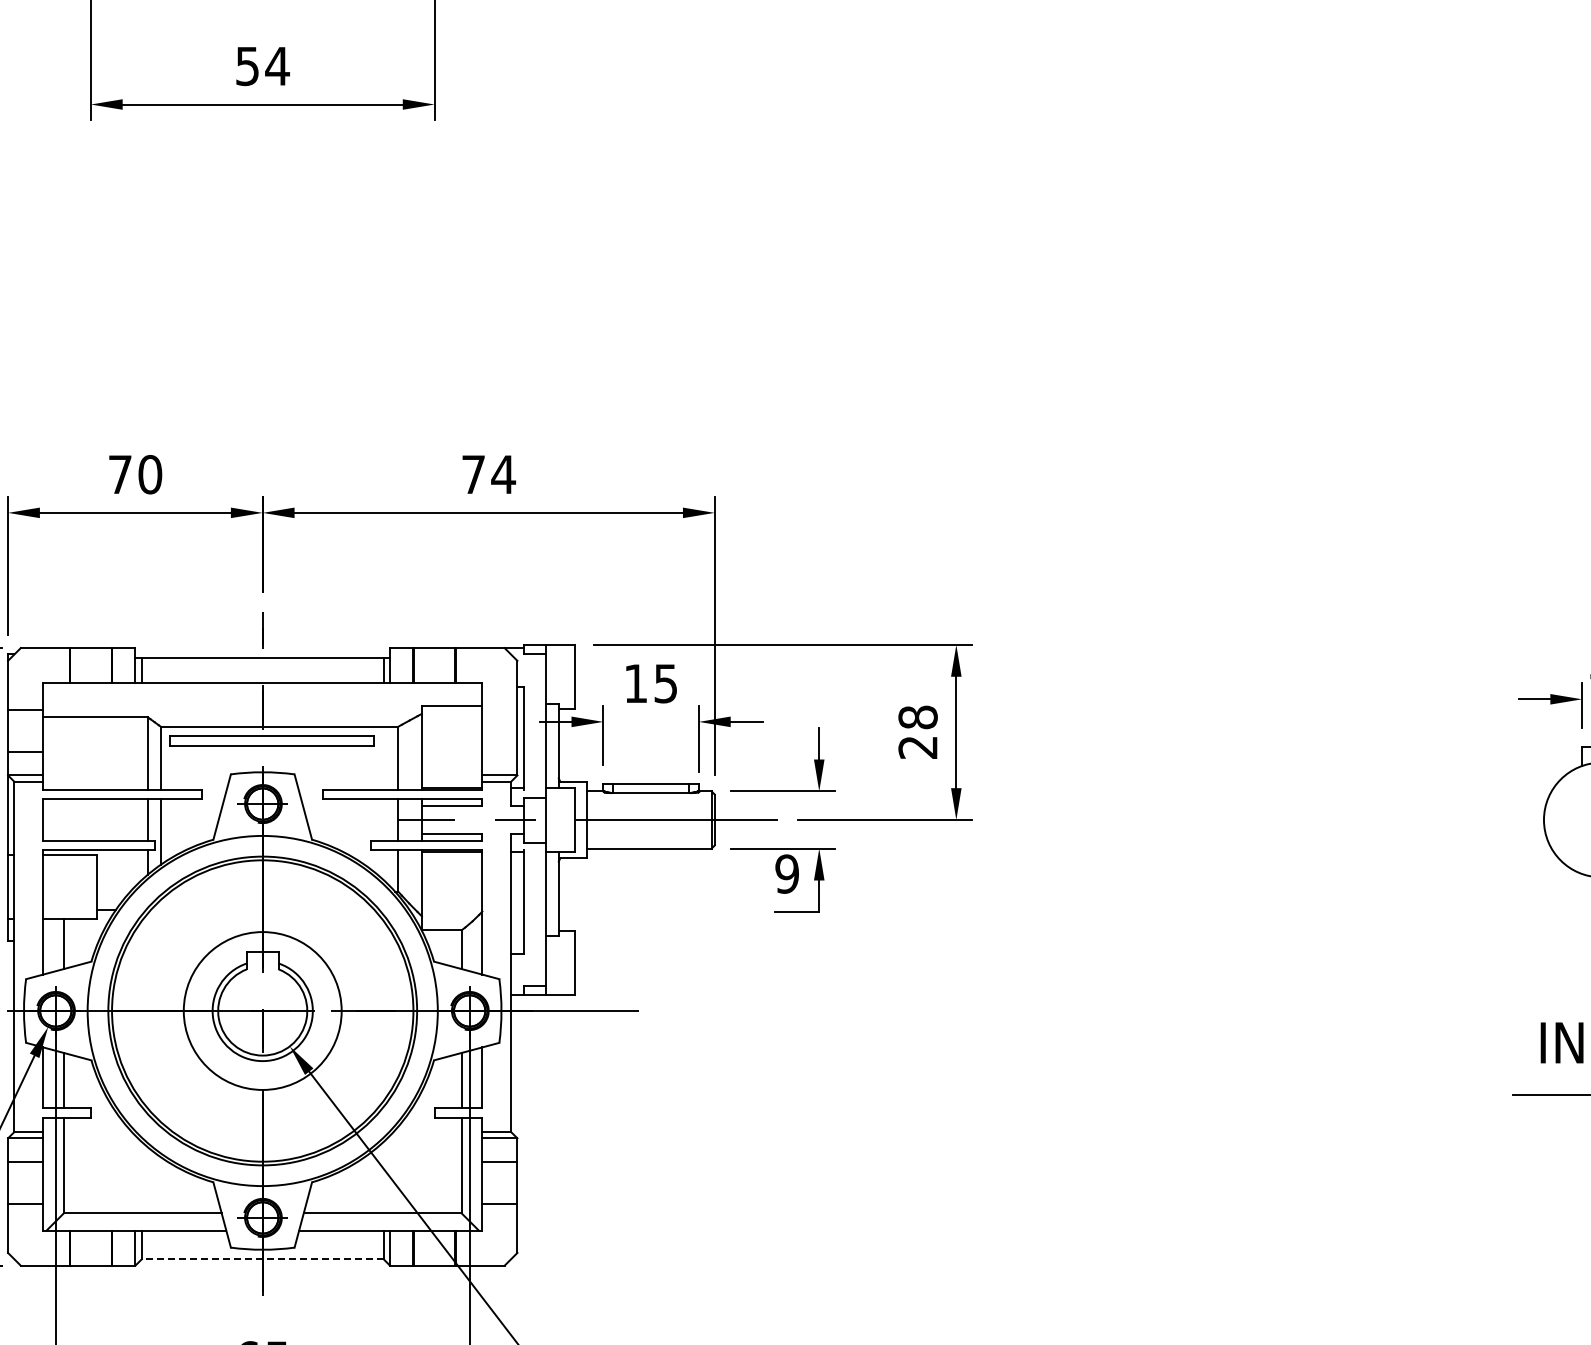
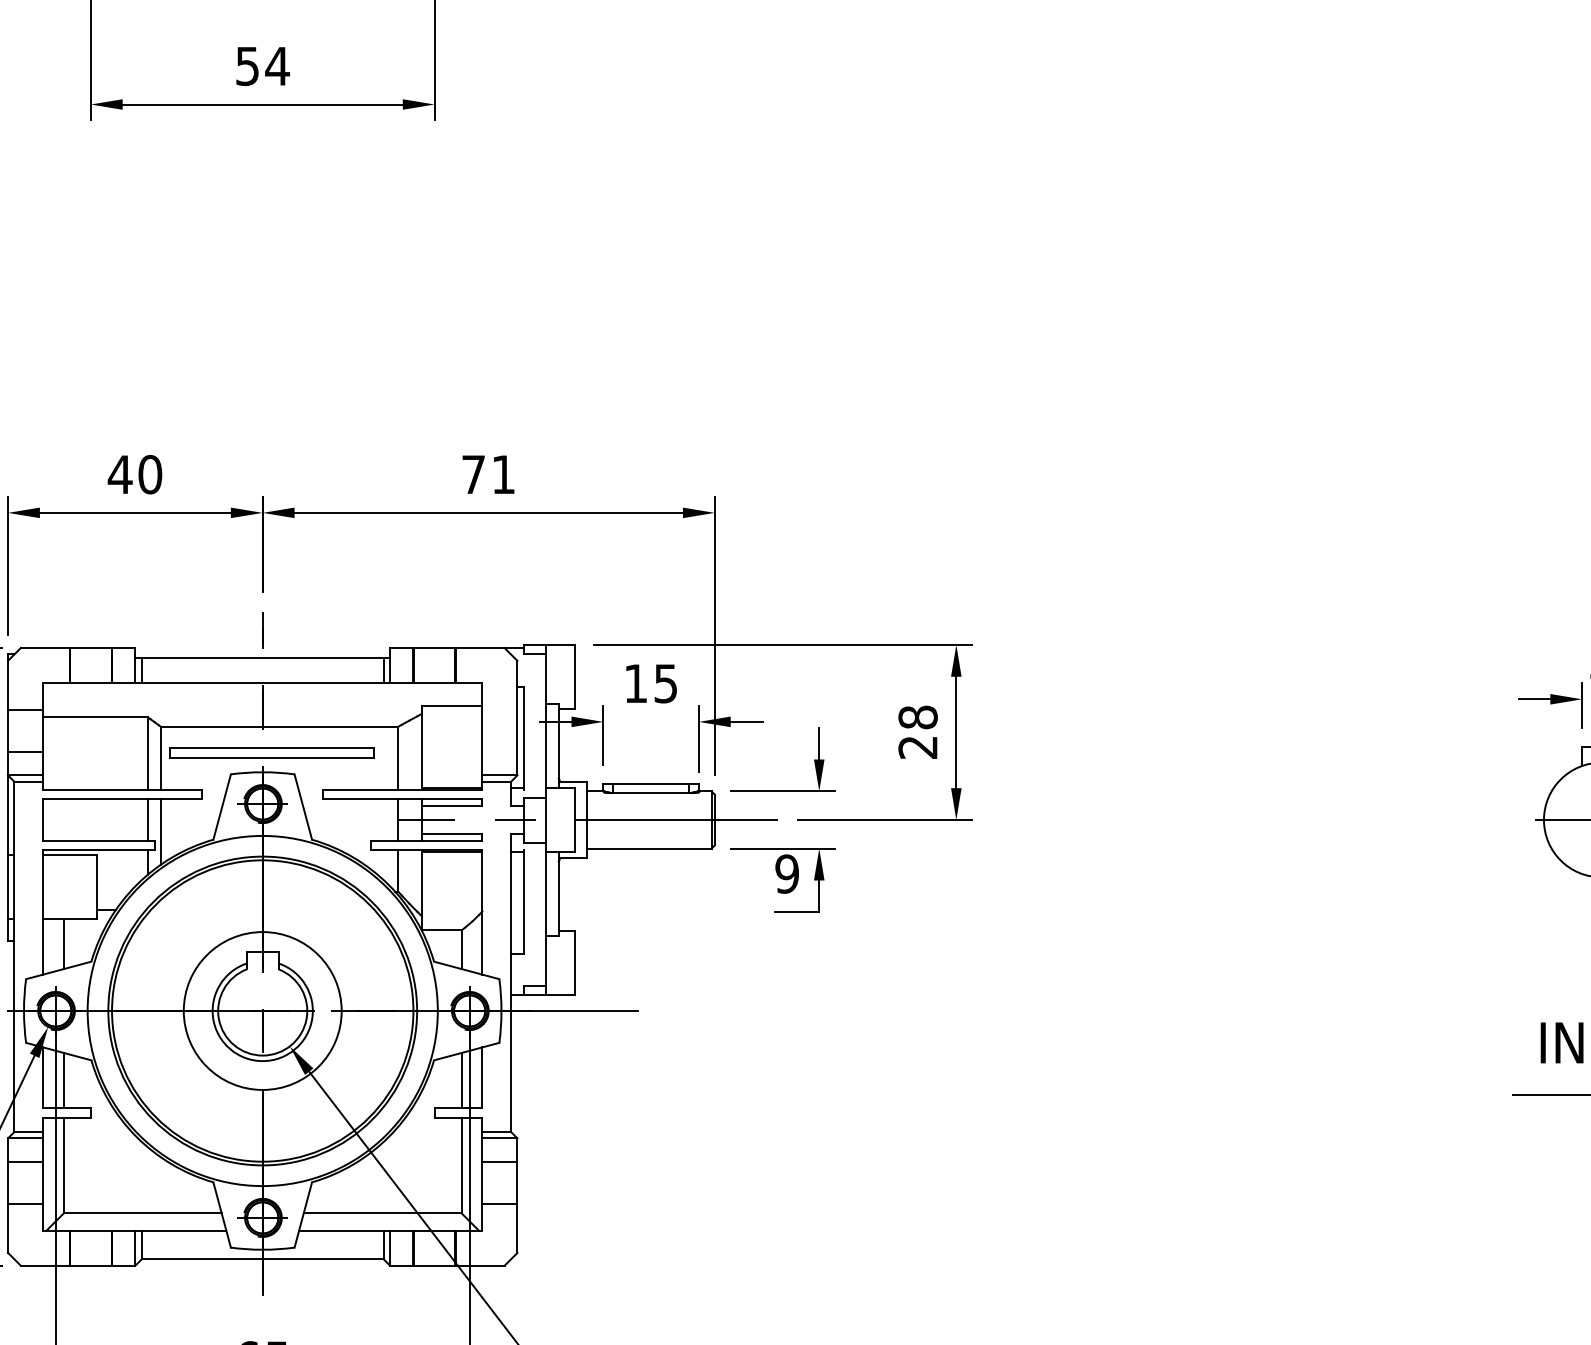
text: 70 -> 40 (119, 474)
text: 74 -> 71 (503, 474)
part position: (271, 740) -> (271, 752) (271, 752)
line: none -> present (1560, 820)
line: dashed -> solid (262, 1259)
